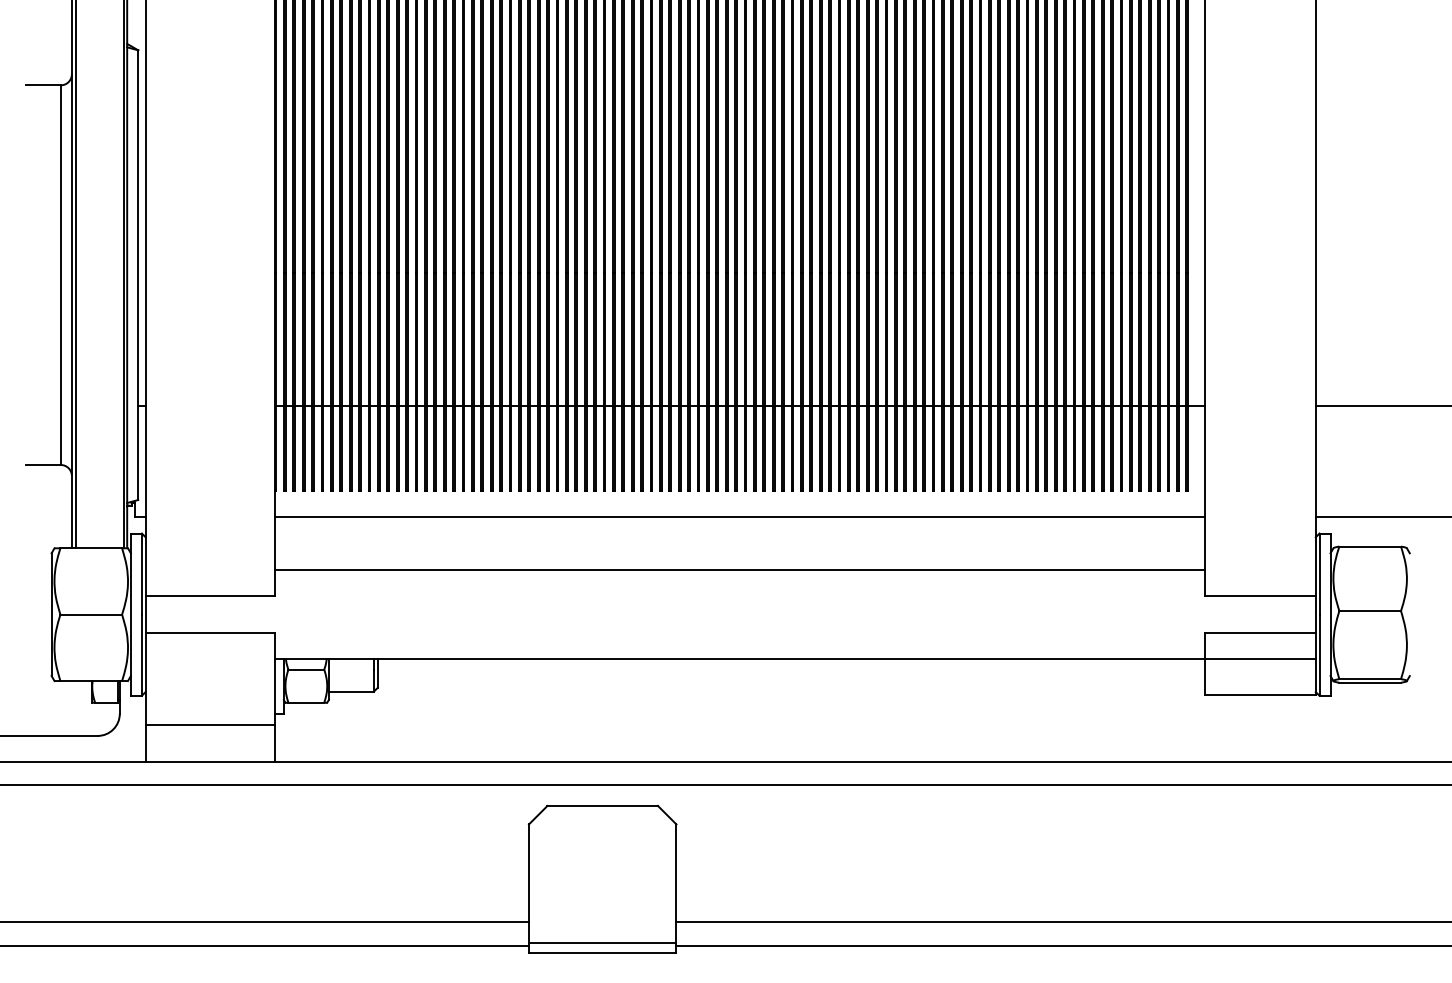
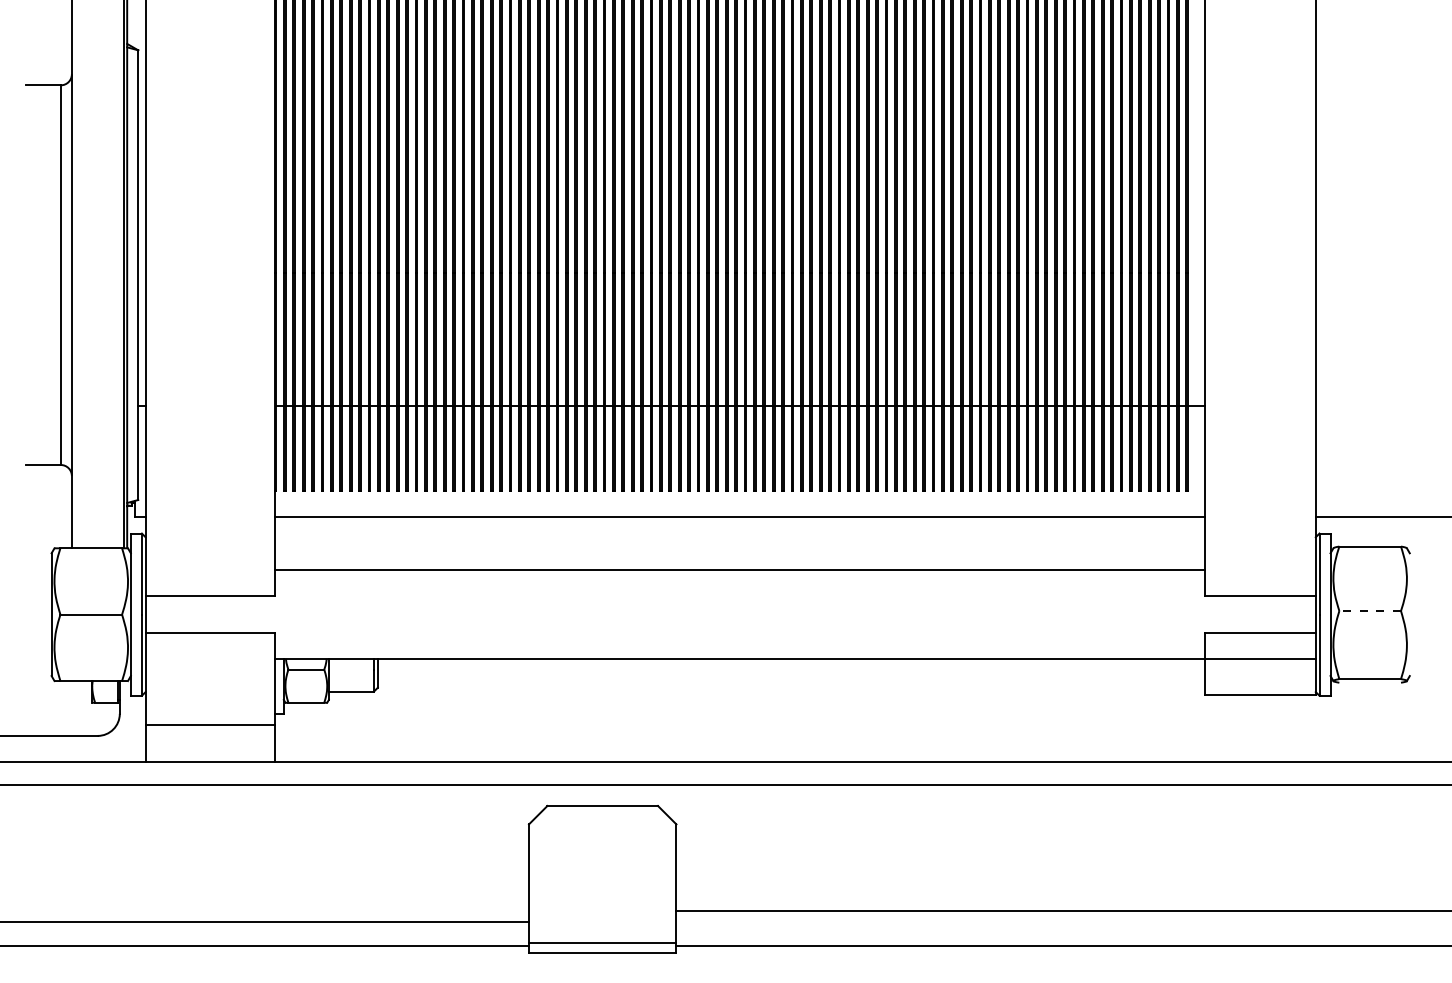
line: present -> none (75, 275)
line: present -> none (1381, 406)
line: solid -> dashed (1370, 611)
line: present -> none (1370, 682)
line position: (1062, 922) -> (1062, 911) (1062, 911)
